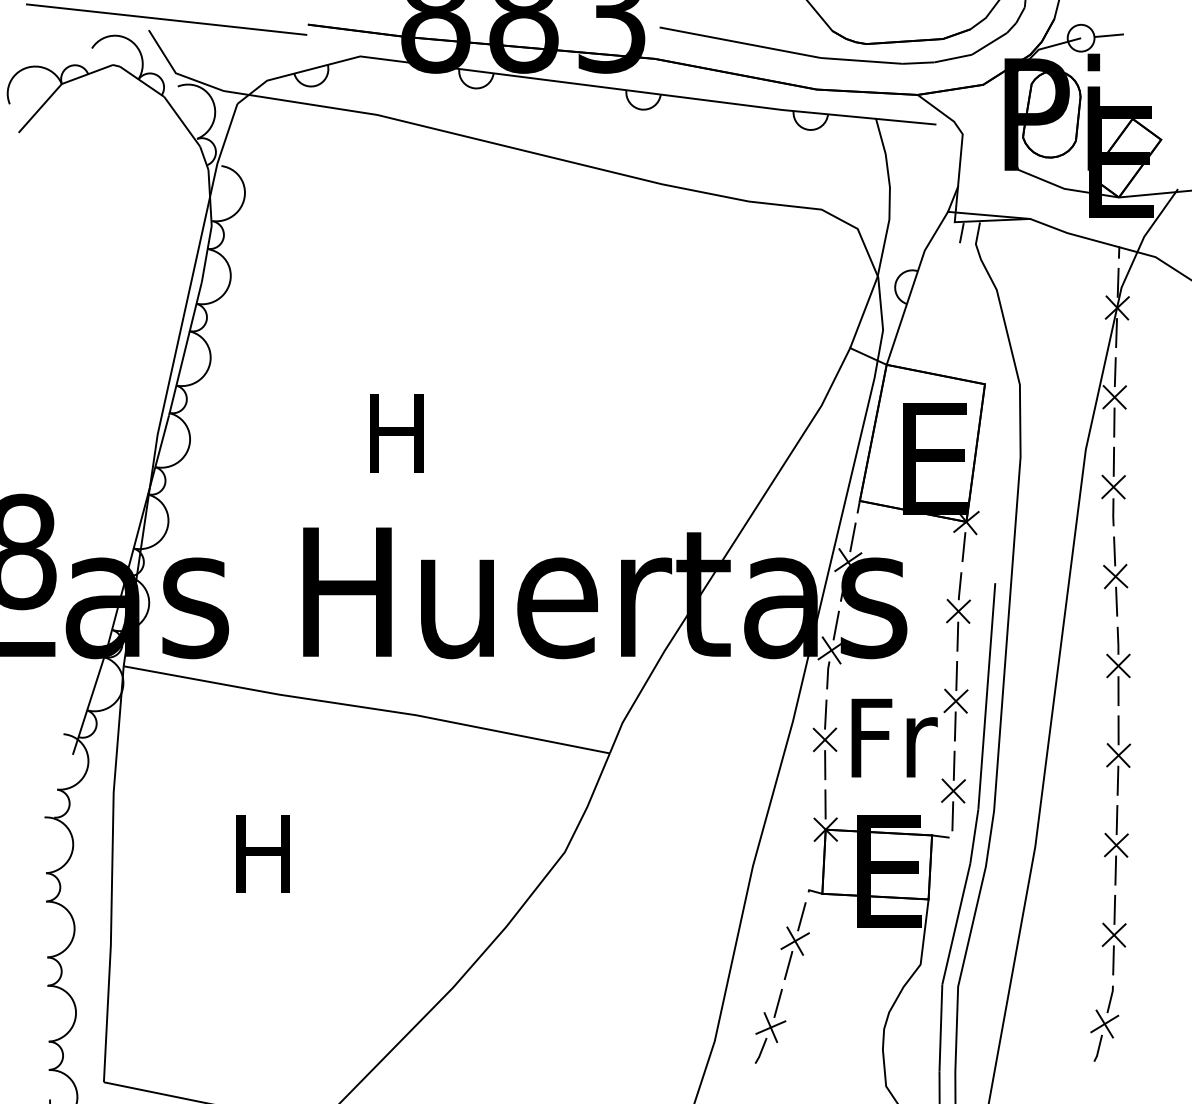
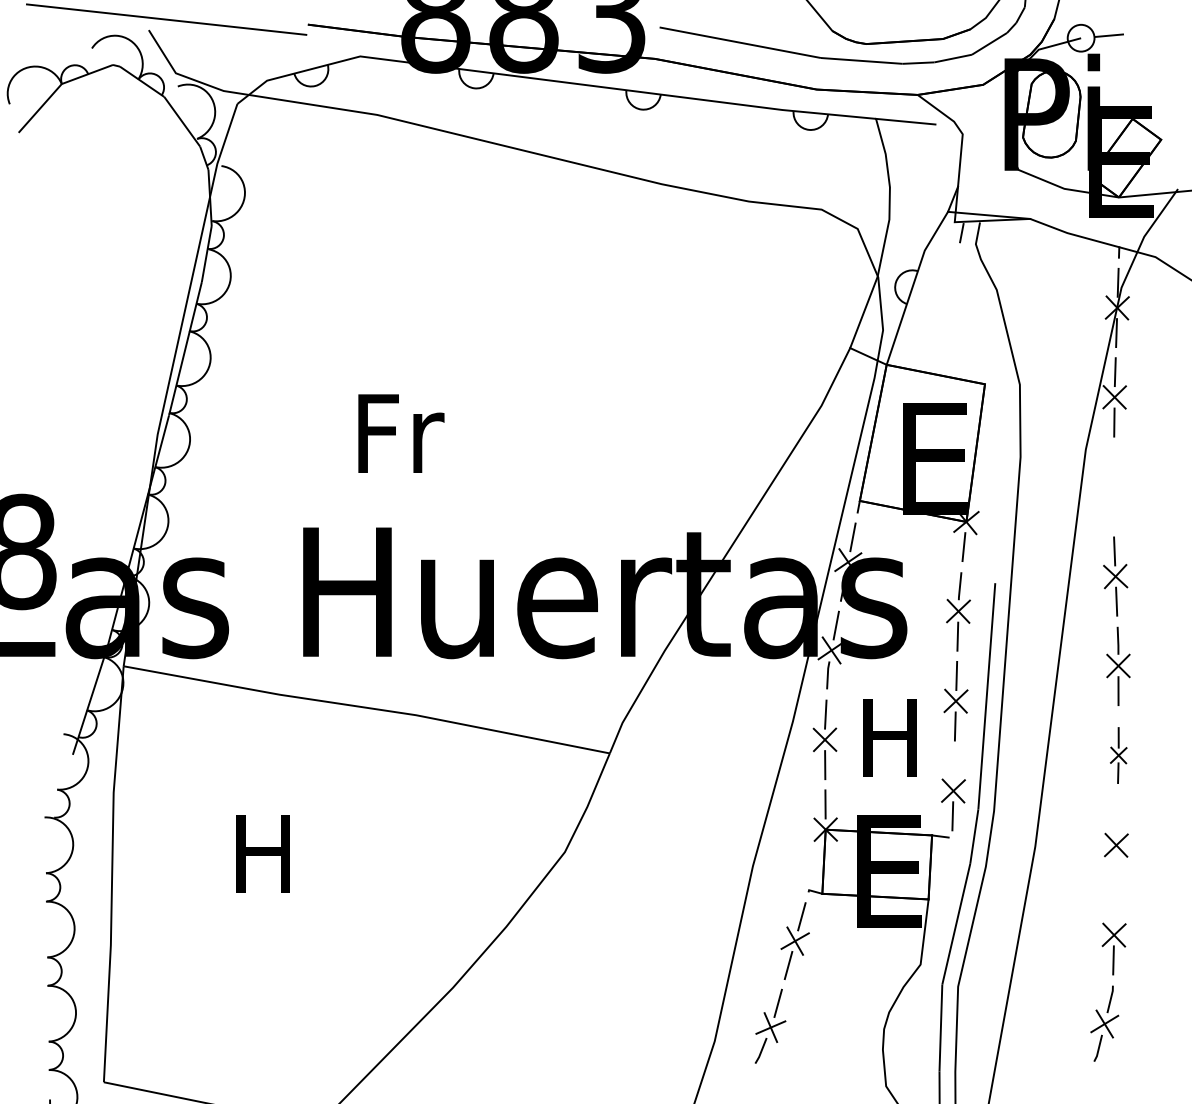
text: H -> Fr (401, 433)
part: present -> none (1113, 486)
text: Fr -> H (894, 737)
part size: 26x81 px -> 18x57 px (1118, 755)
line: present -> none (953, 765)
line: present -> none (1116, 820)
line: present -> none (1115, 870)
line: present -> none (1114, 909)
